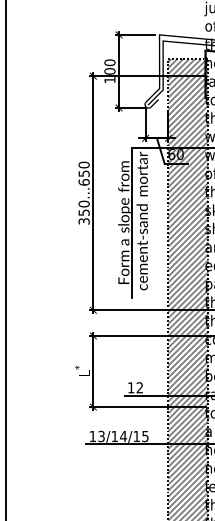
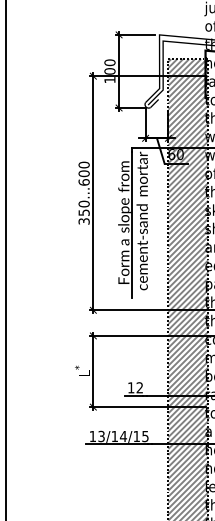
text: 350...650 -> 350...600 (83, 173)
